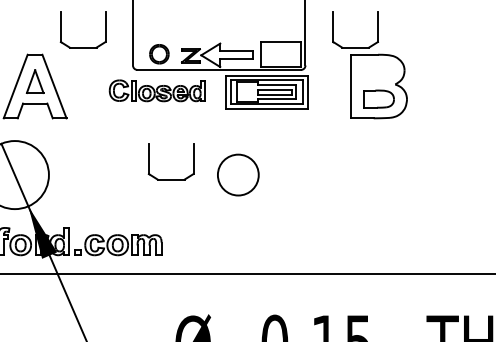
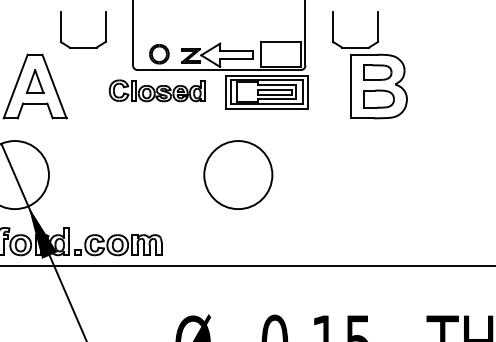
part: none -> present (377, 72)
circle diameter: 41 px -> 68 px (238, 175)
part: present -> none (170, 179)
line position: (247, 273) -> (247, 265) (247, 265)
